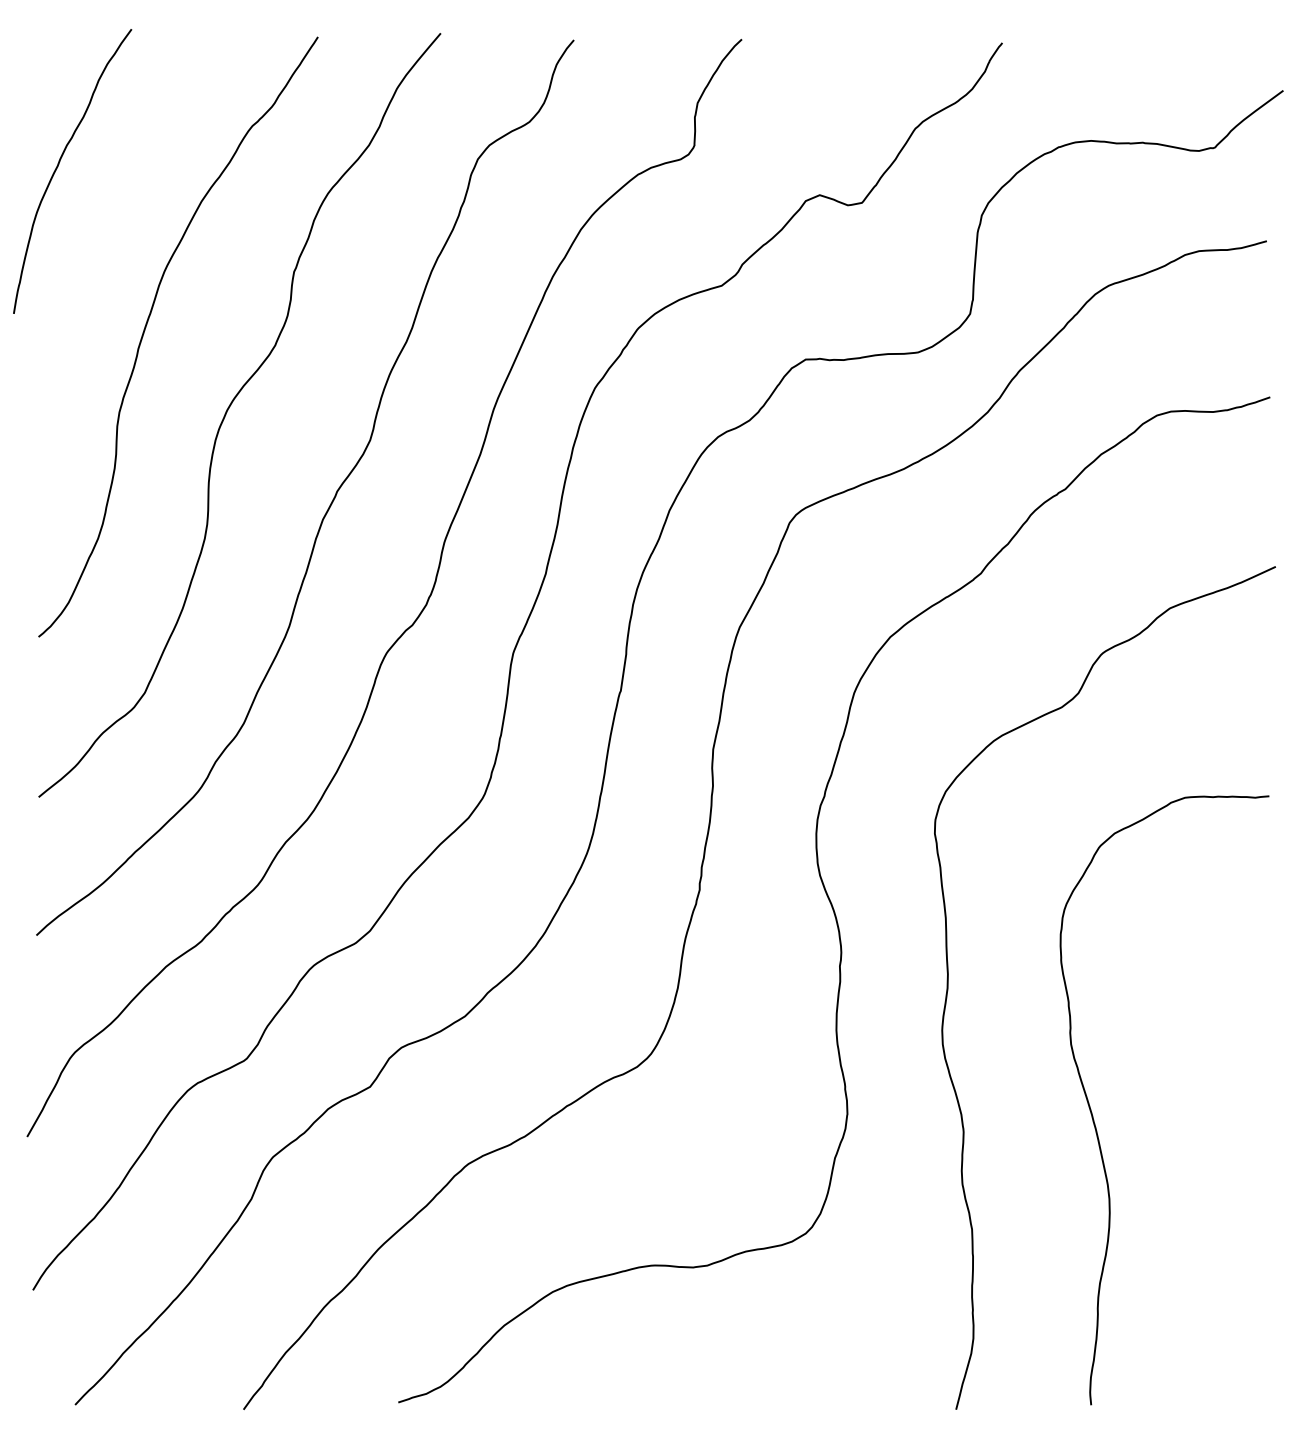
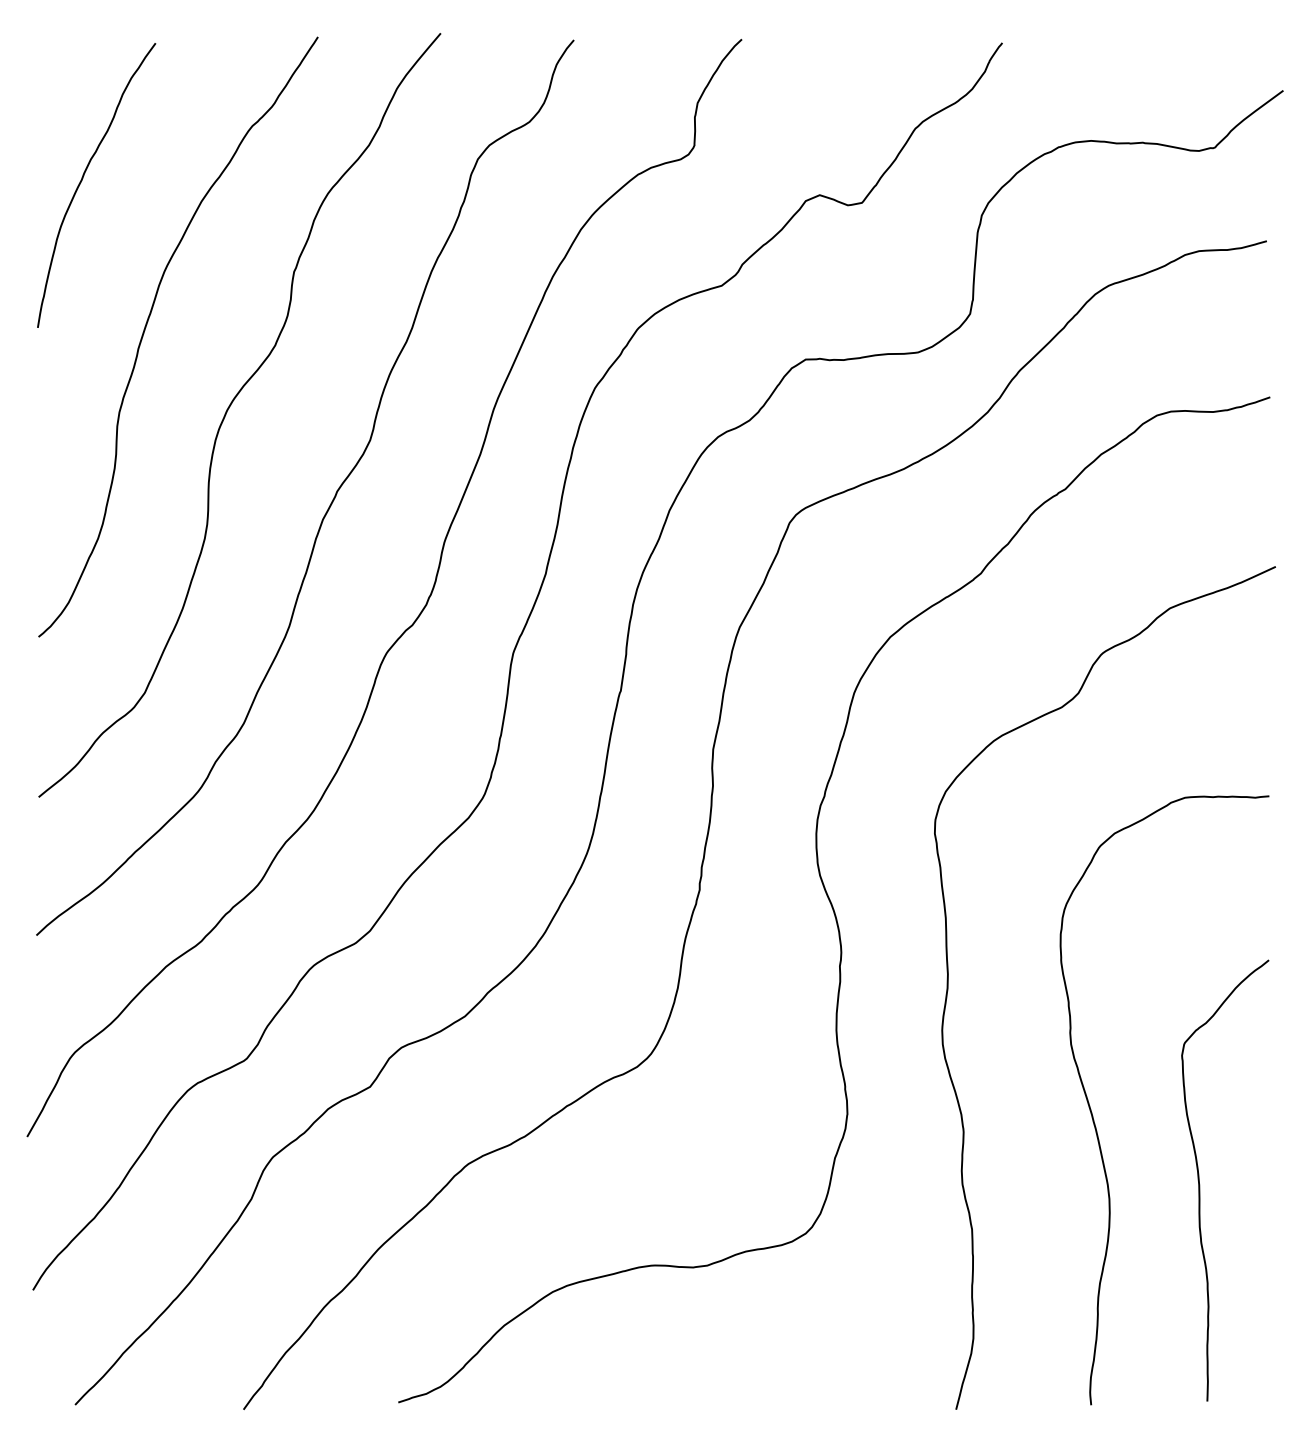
curve position: (59, 164) -> (83, 178) (83, 178)
curve: none -> present (1200, 1184)
